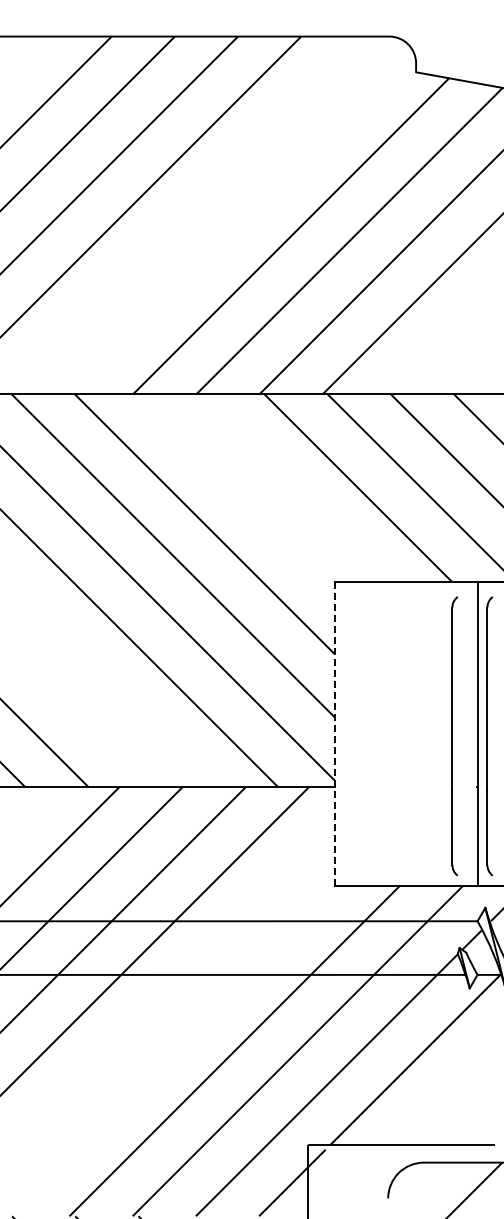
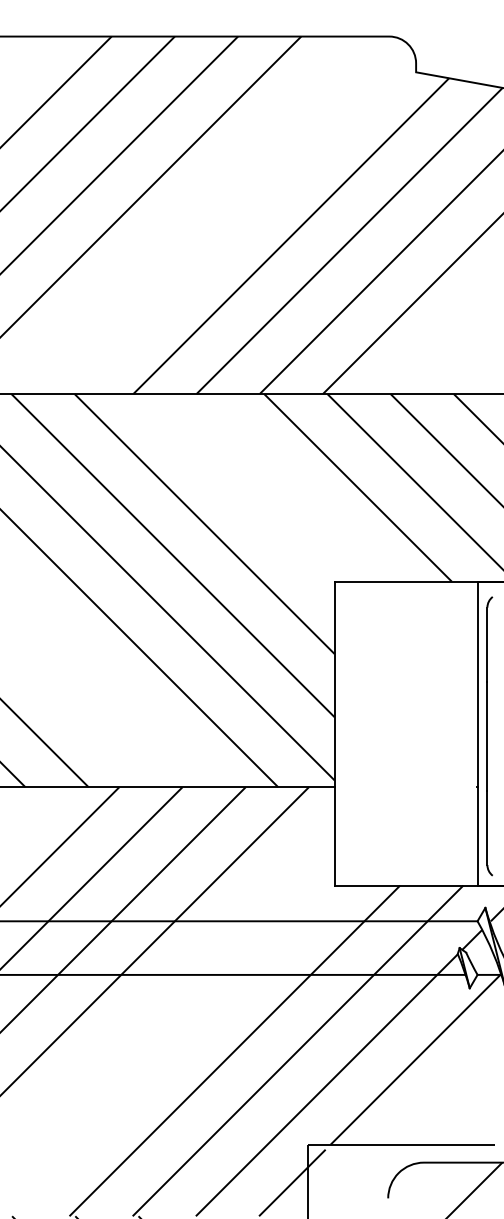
line: dashed -> solid (334, 733)
part: present -> none (454, 736)
